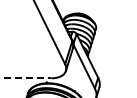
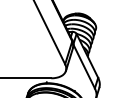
line: dashed -> solid (26, 78)
